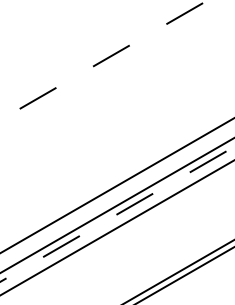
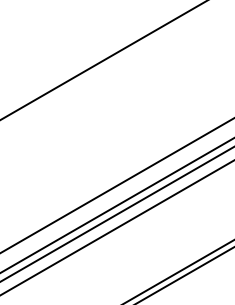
line: dashed -> solid (104, 59)
line: dashed -> solid (117, 214)
